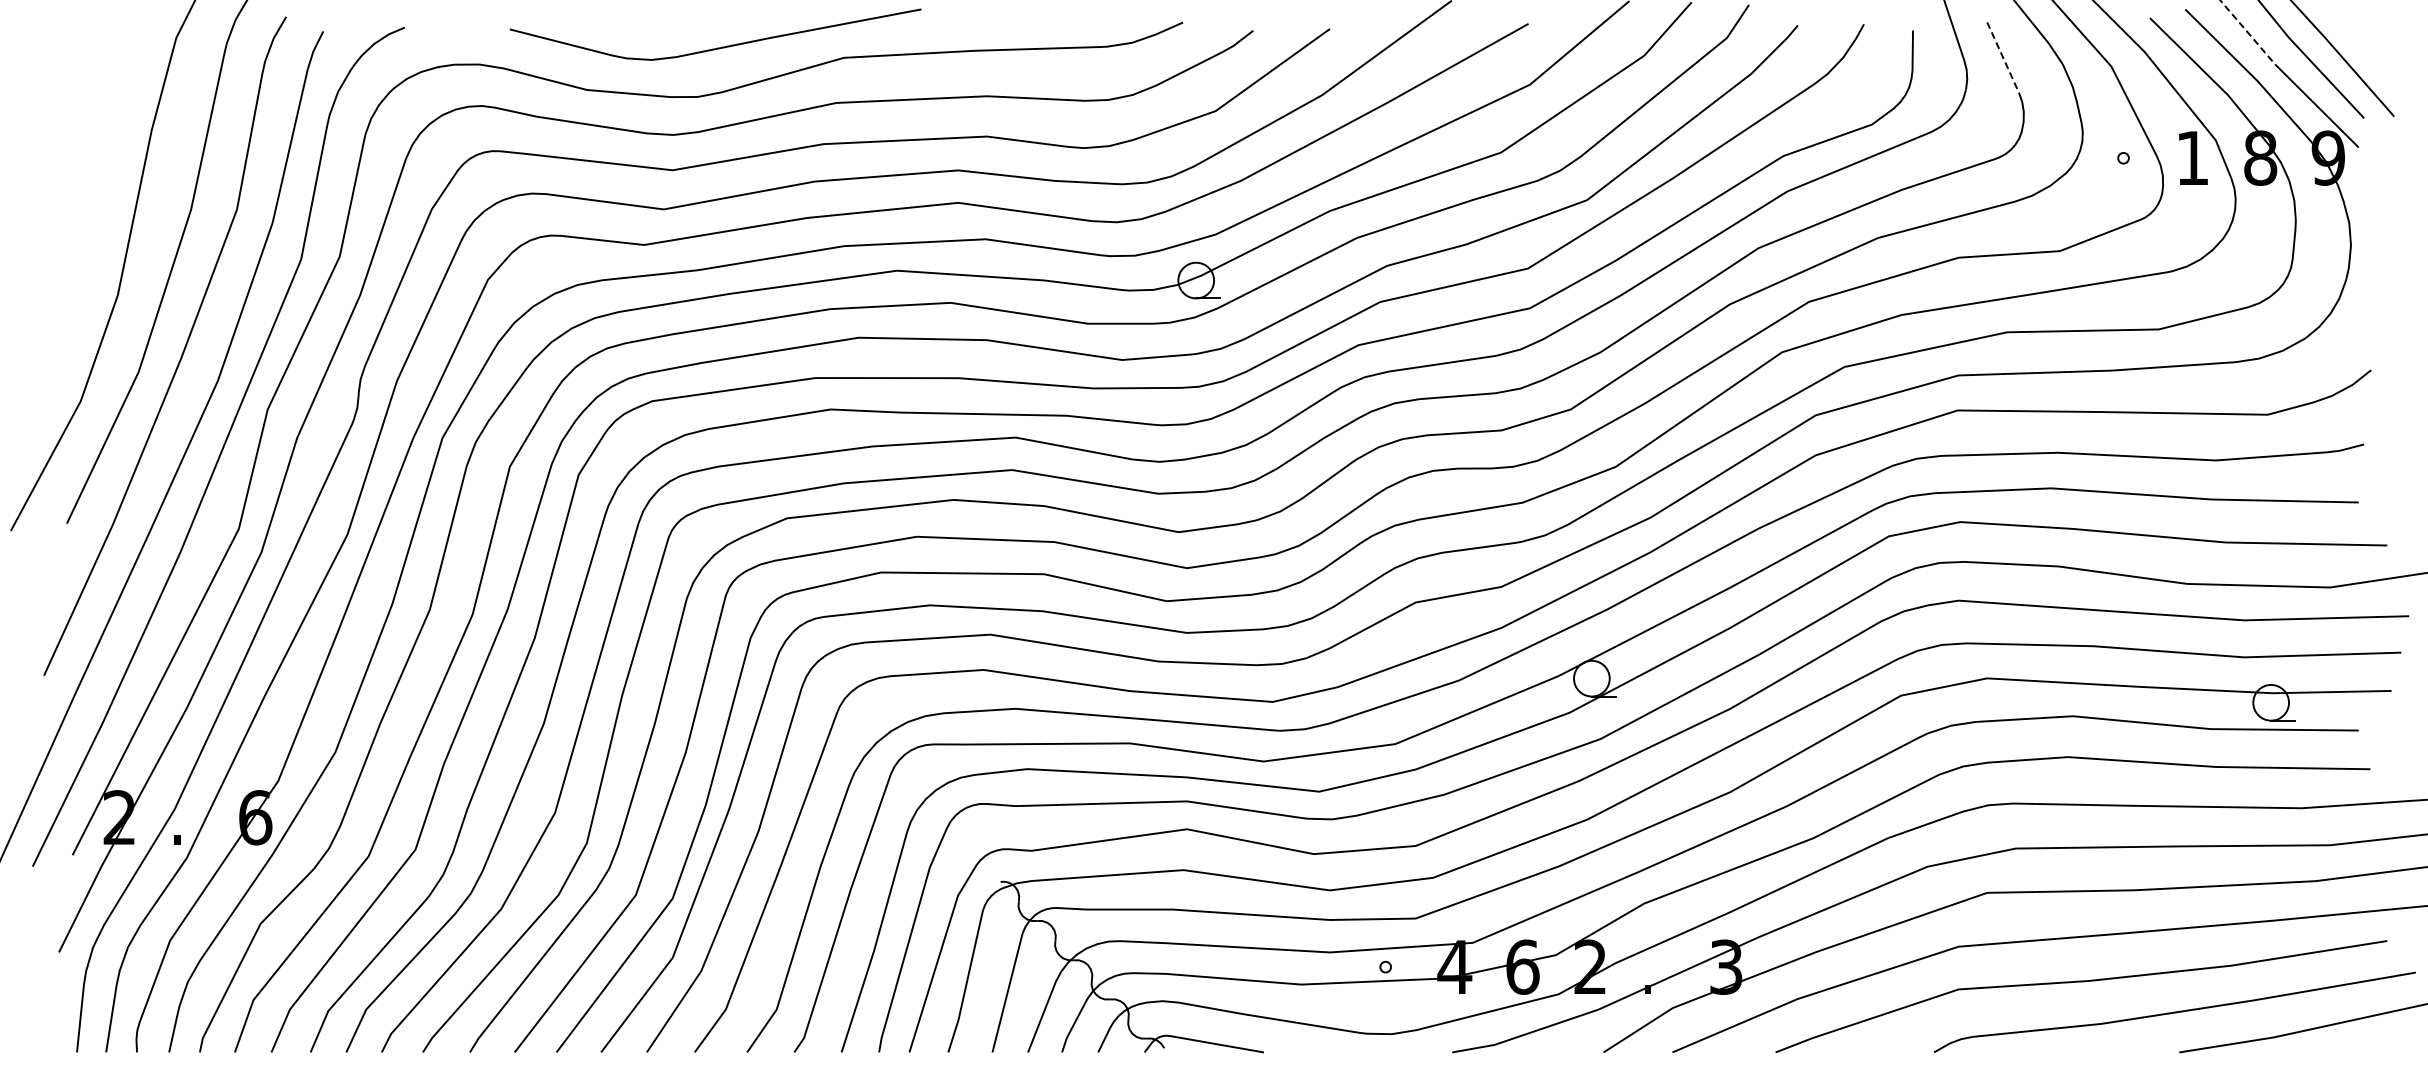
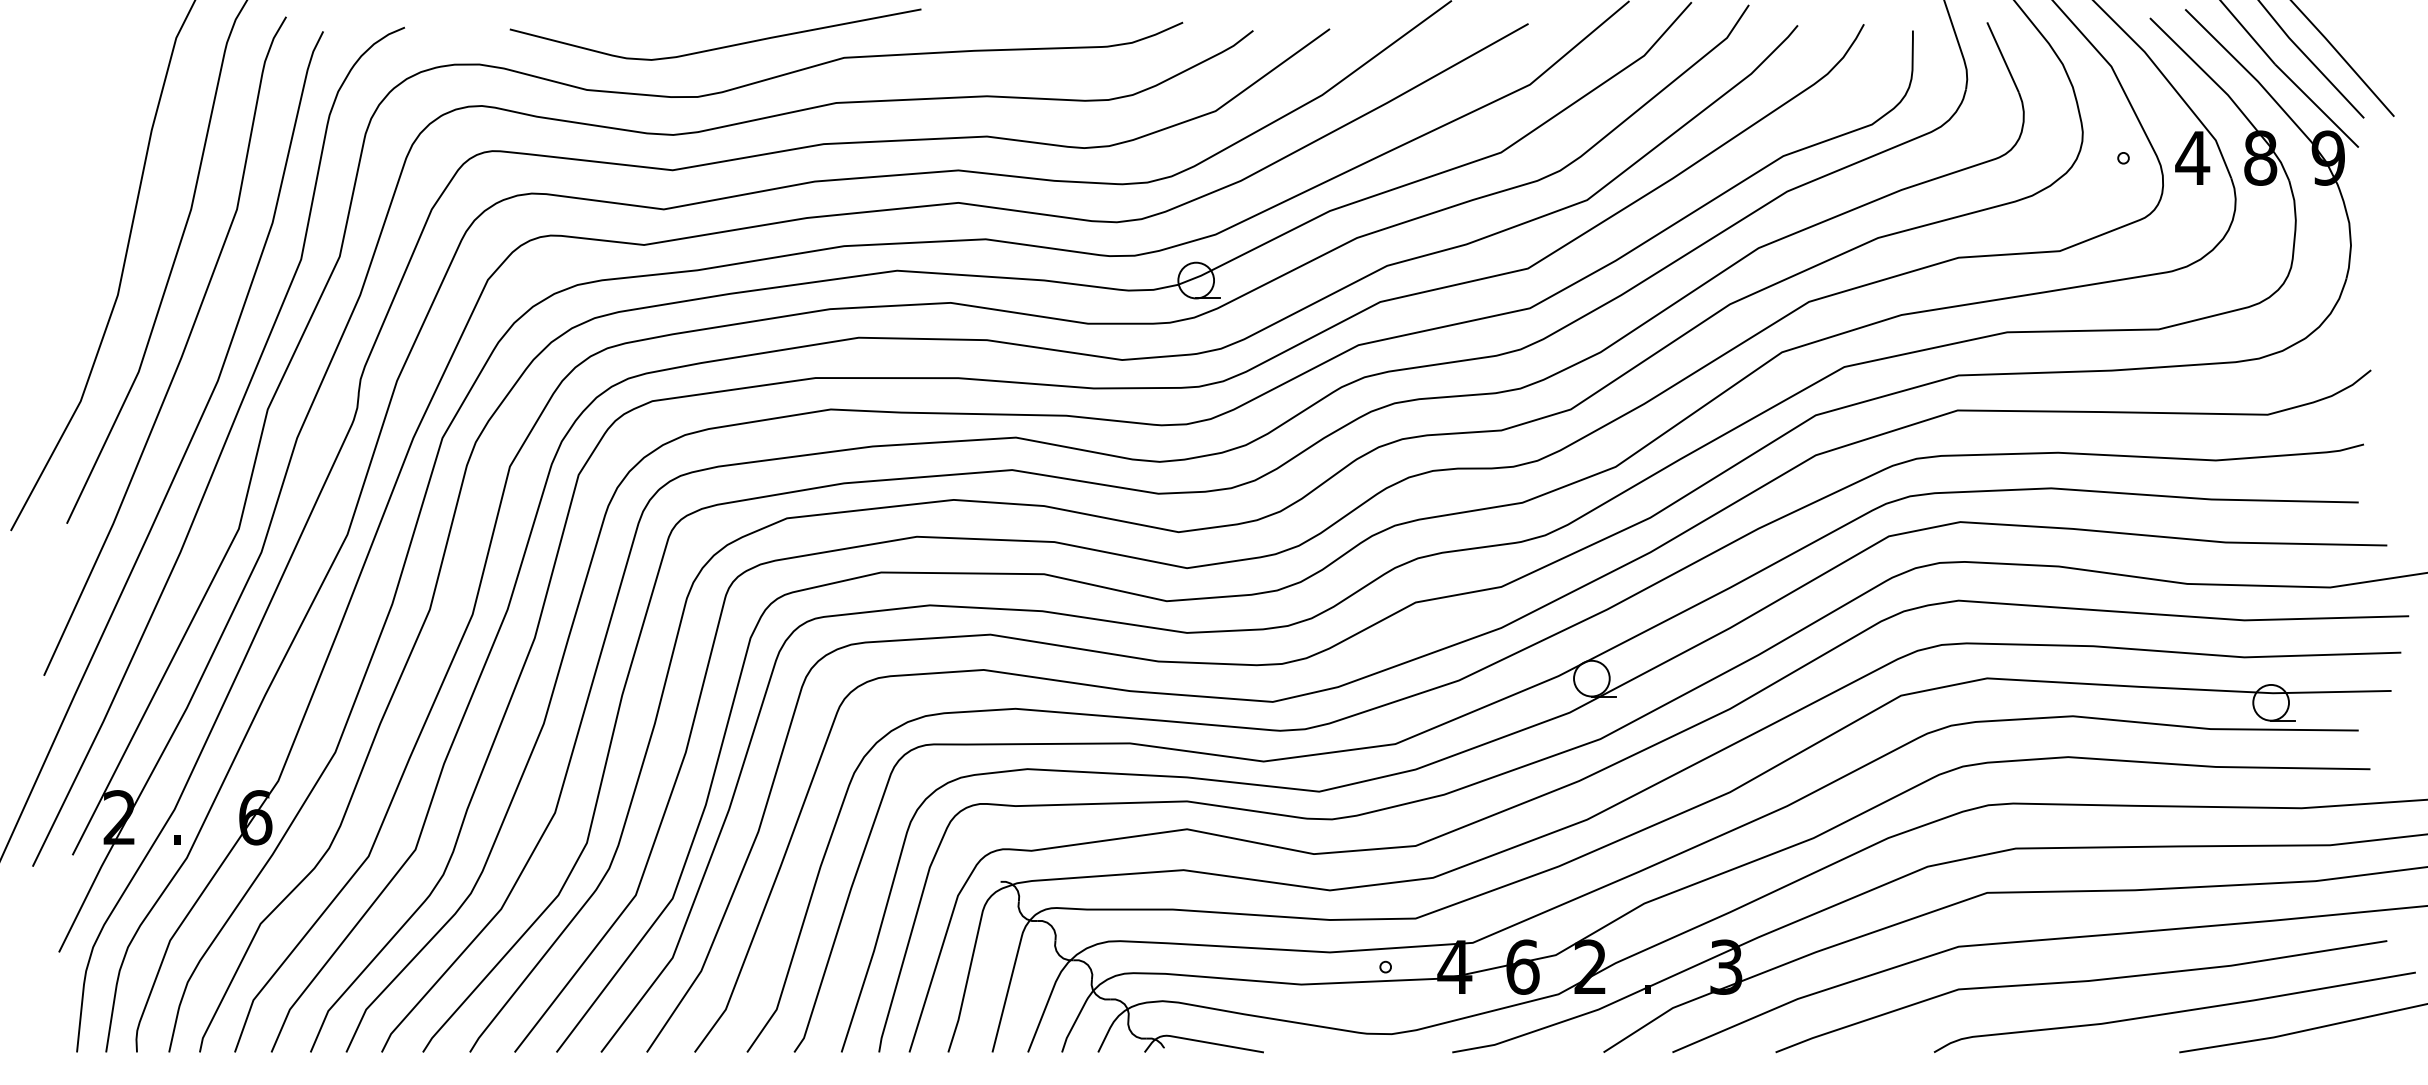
line: dashed -> solid (2248, 32)
line: dashed -> solid (2003, 57)
text: 1 -> 4 (2192, 157)
